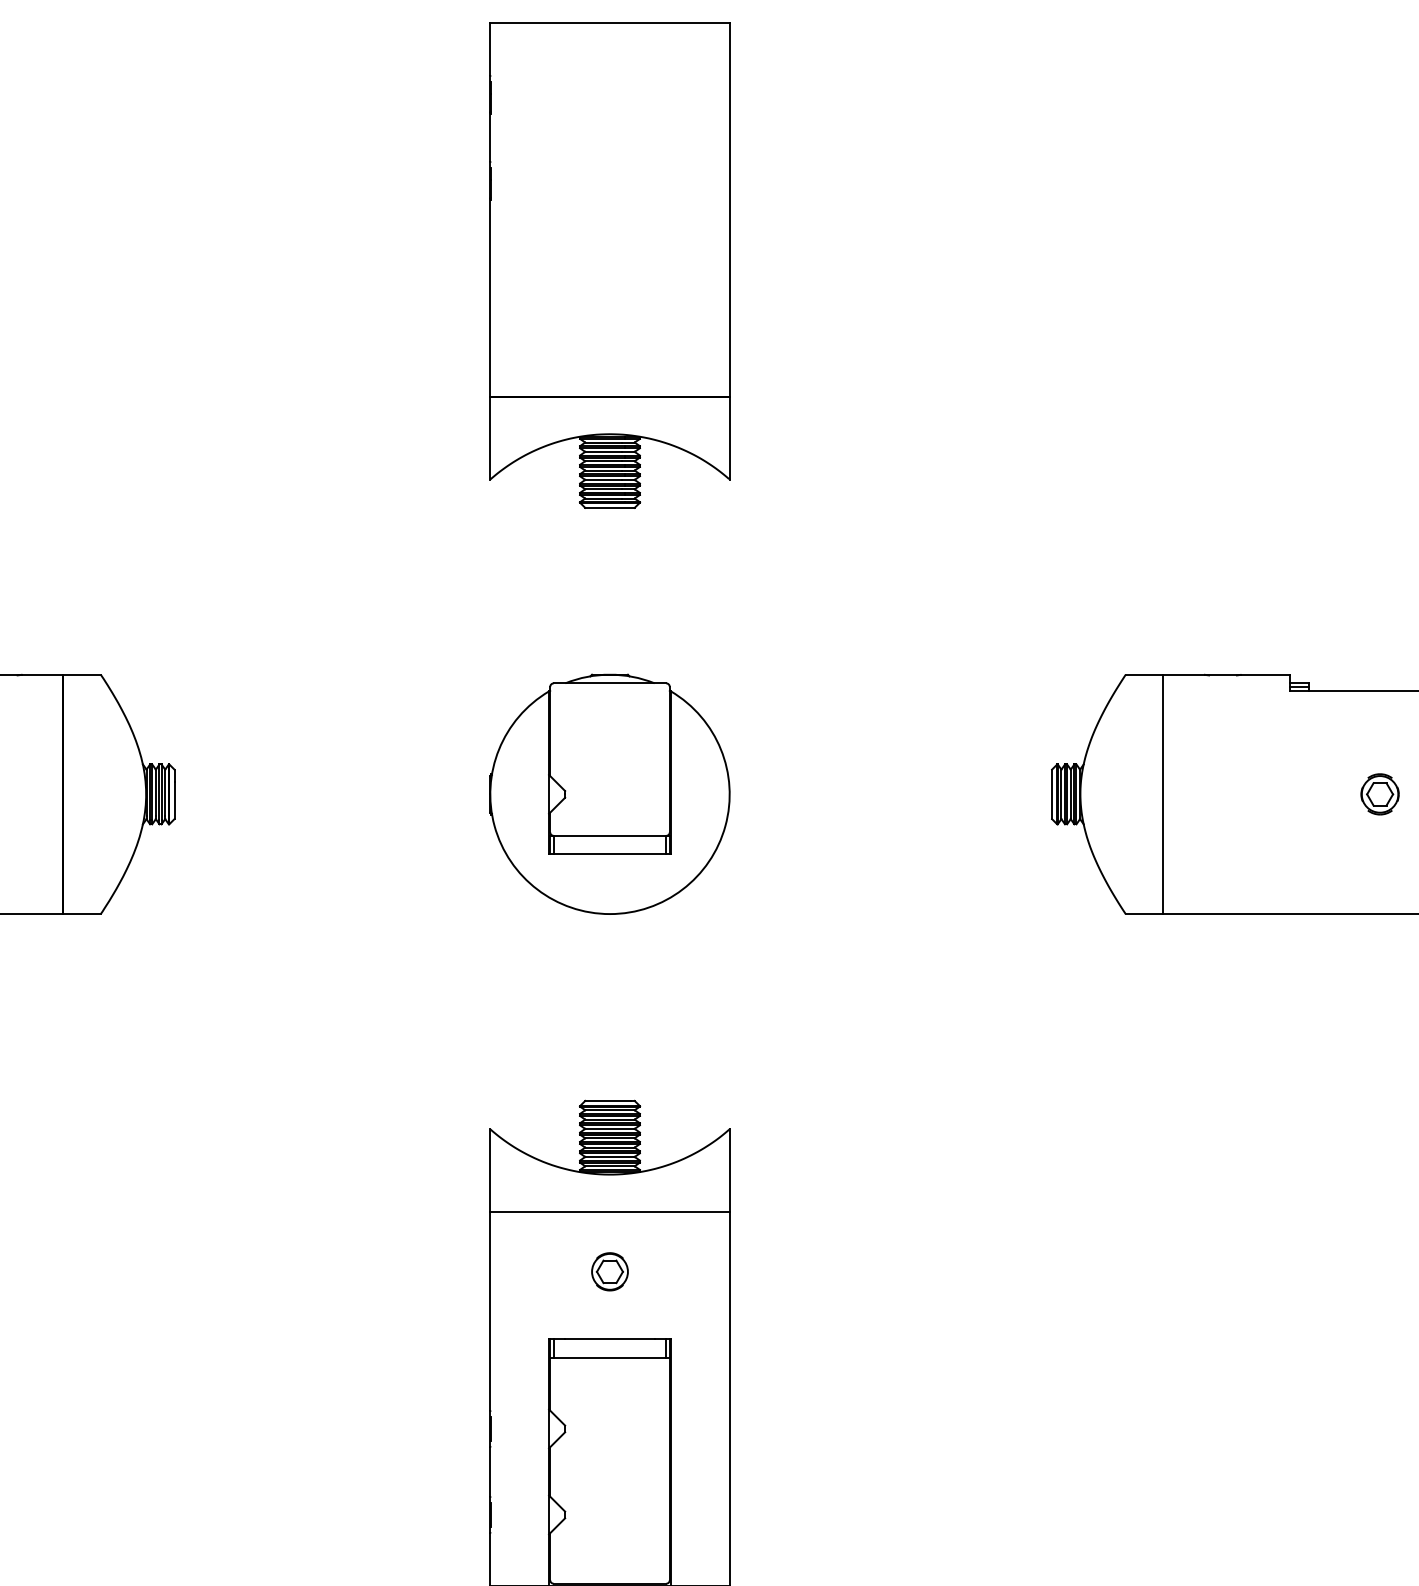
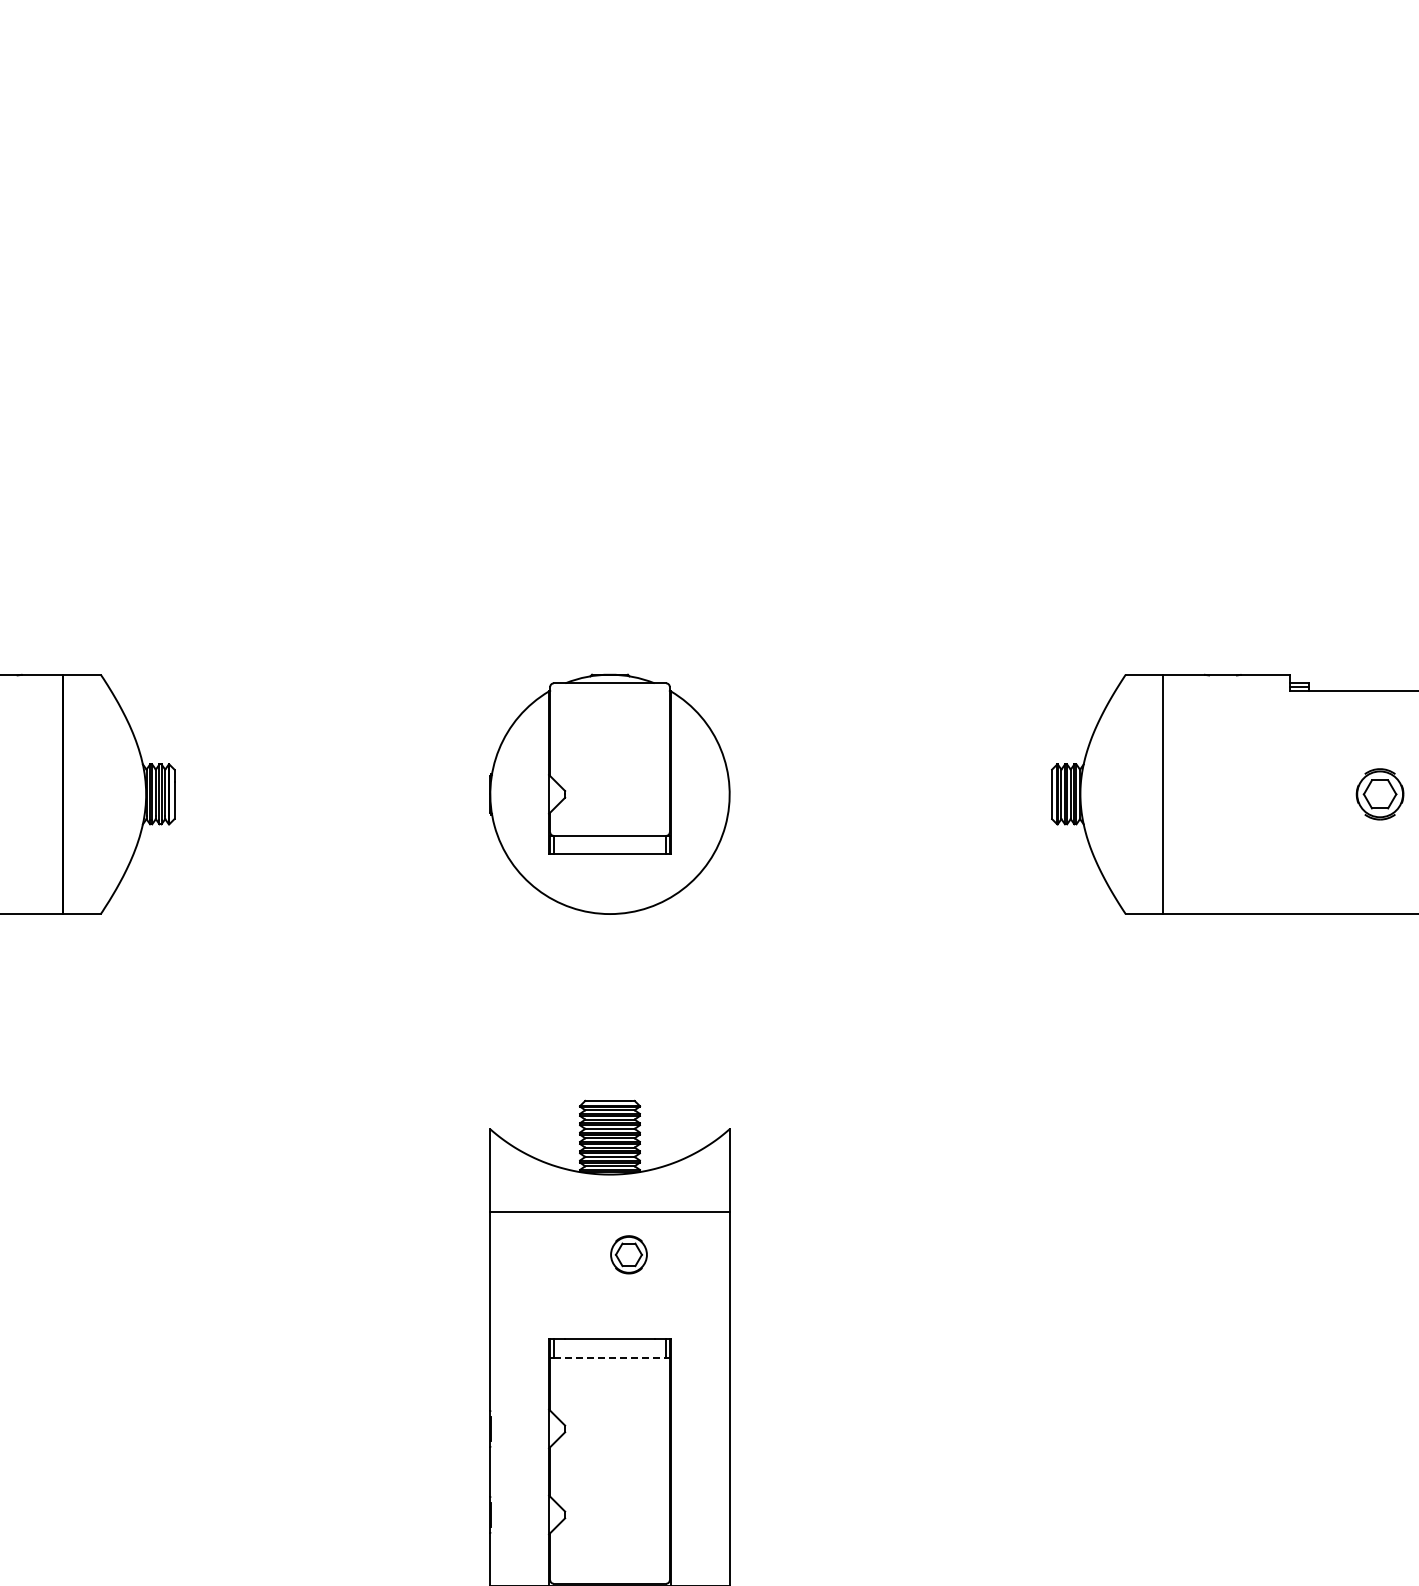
part: present -> none (609, 265)
part size: 40x43 px -> 50x53 px (1379, 794)
part position: (609, 1271) -> (628, 1254) (628, 1254)
line: solid -> dashed (610, 1357)
